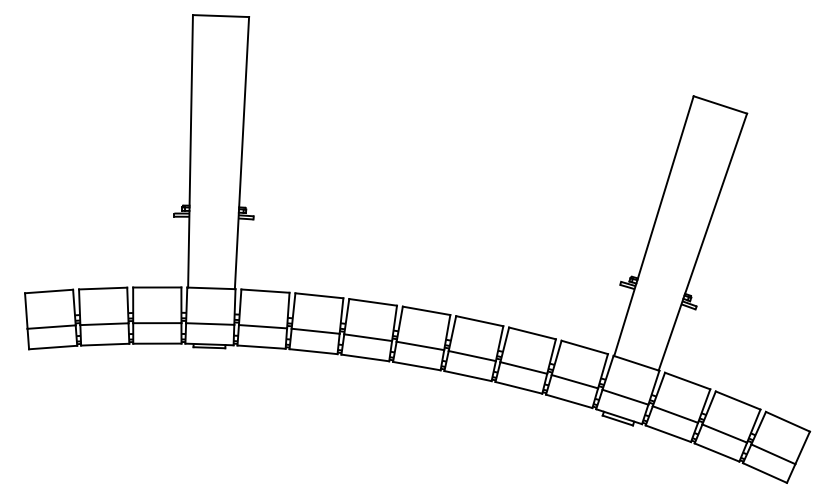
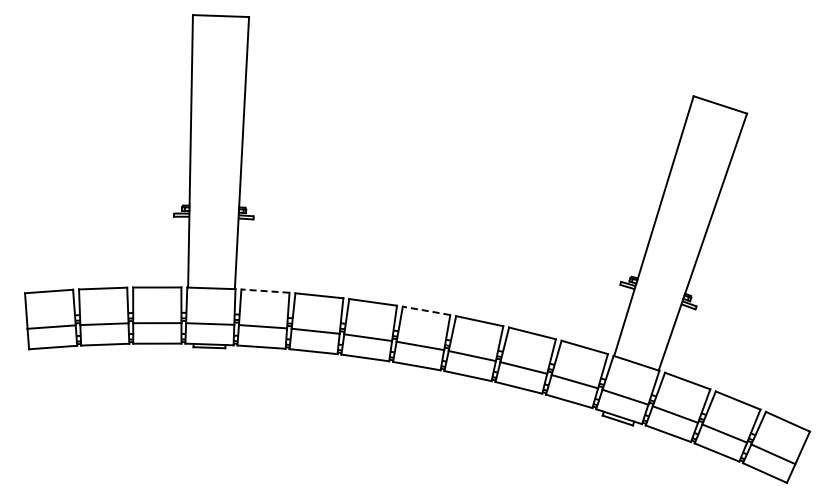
line: solid -> dashed (264, 291)
line: solid -> dashed (426, 310)
